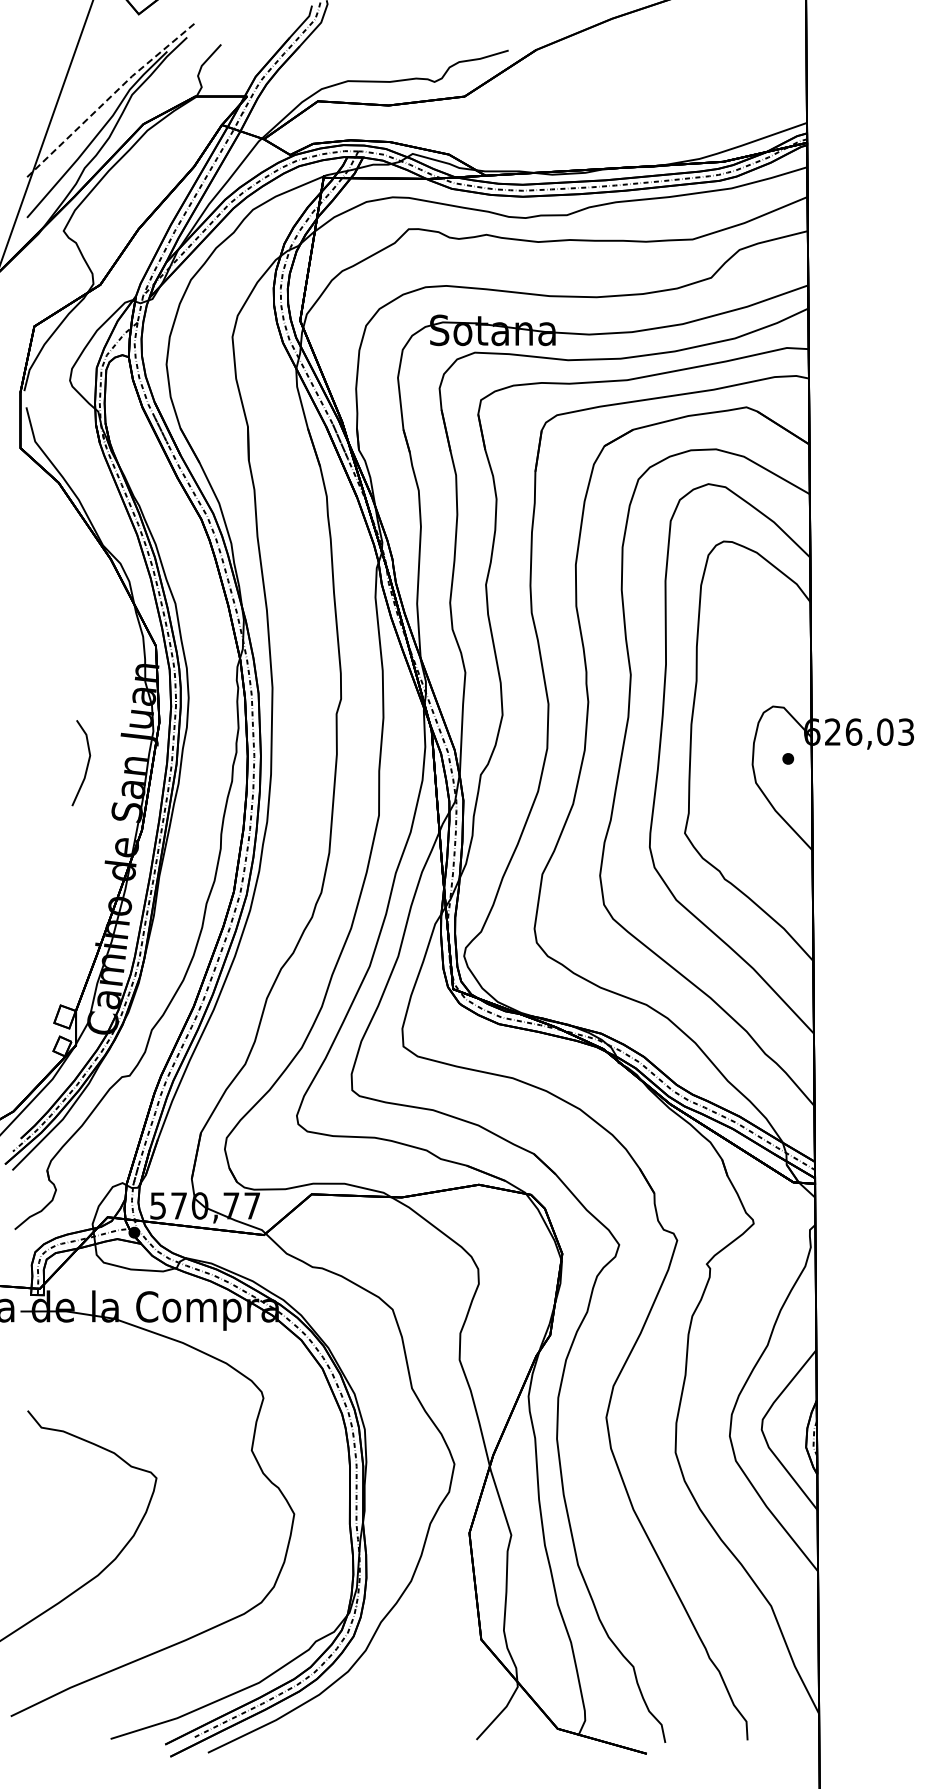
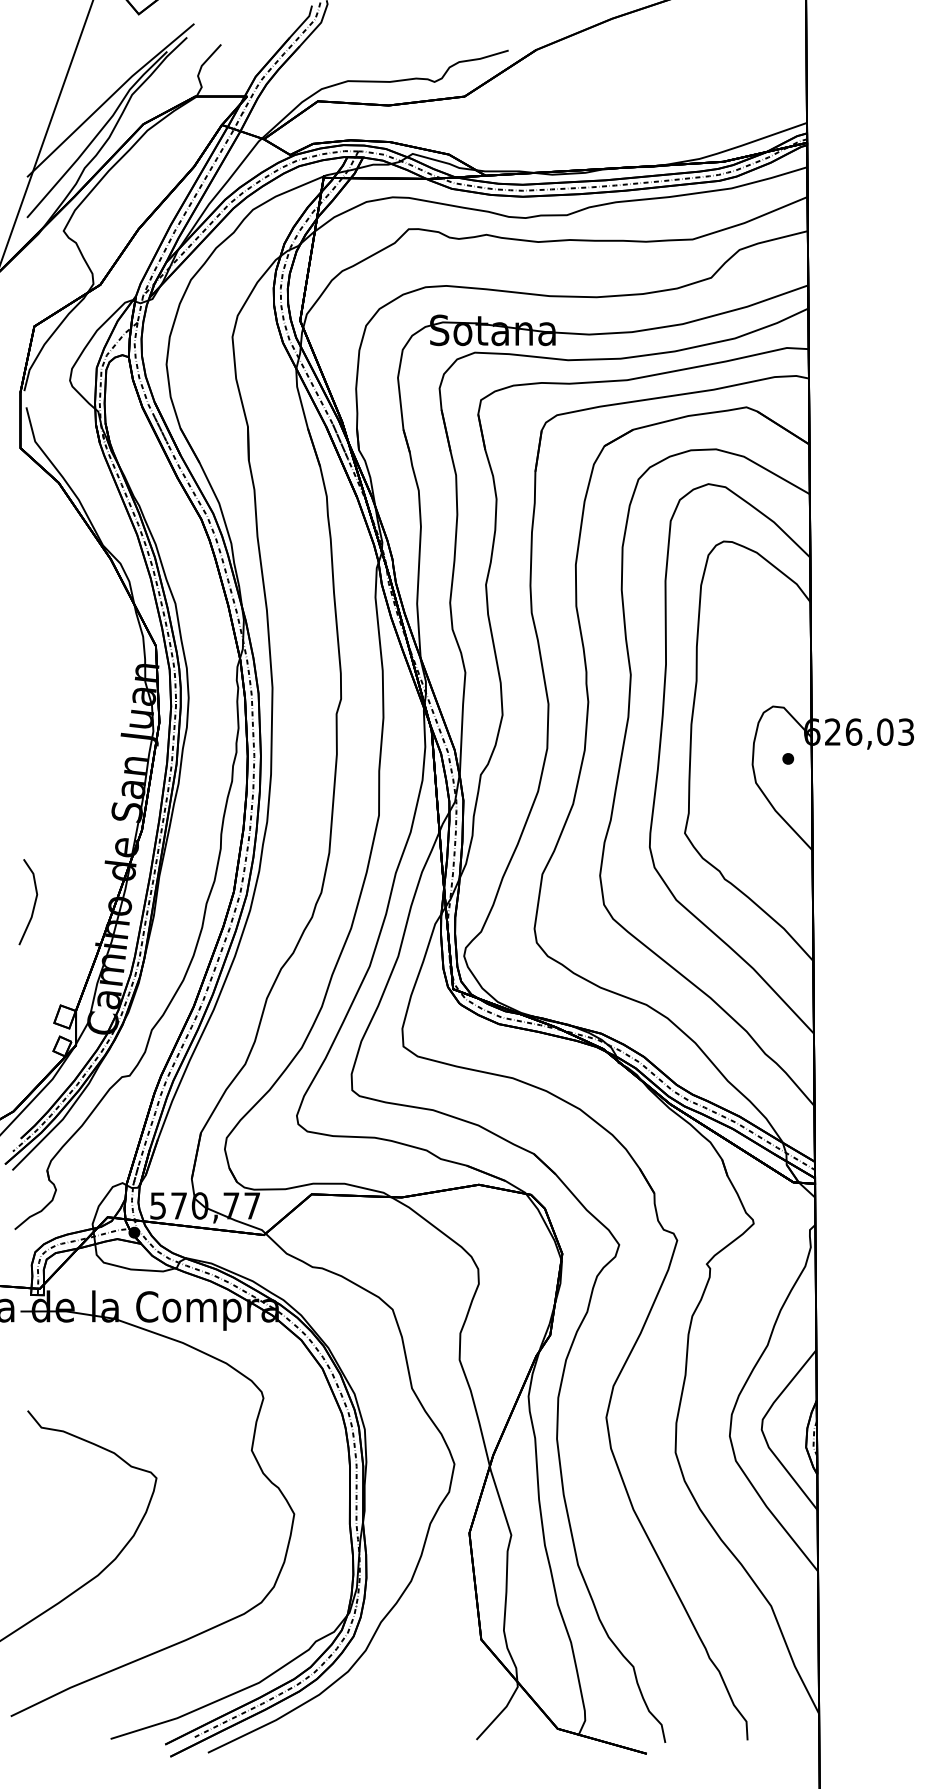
line: dashed -> solid (109, 98)
line position: (86, 765) -> (33, 904) (33, 904)
